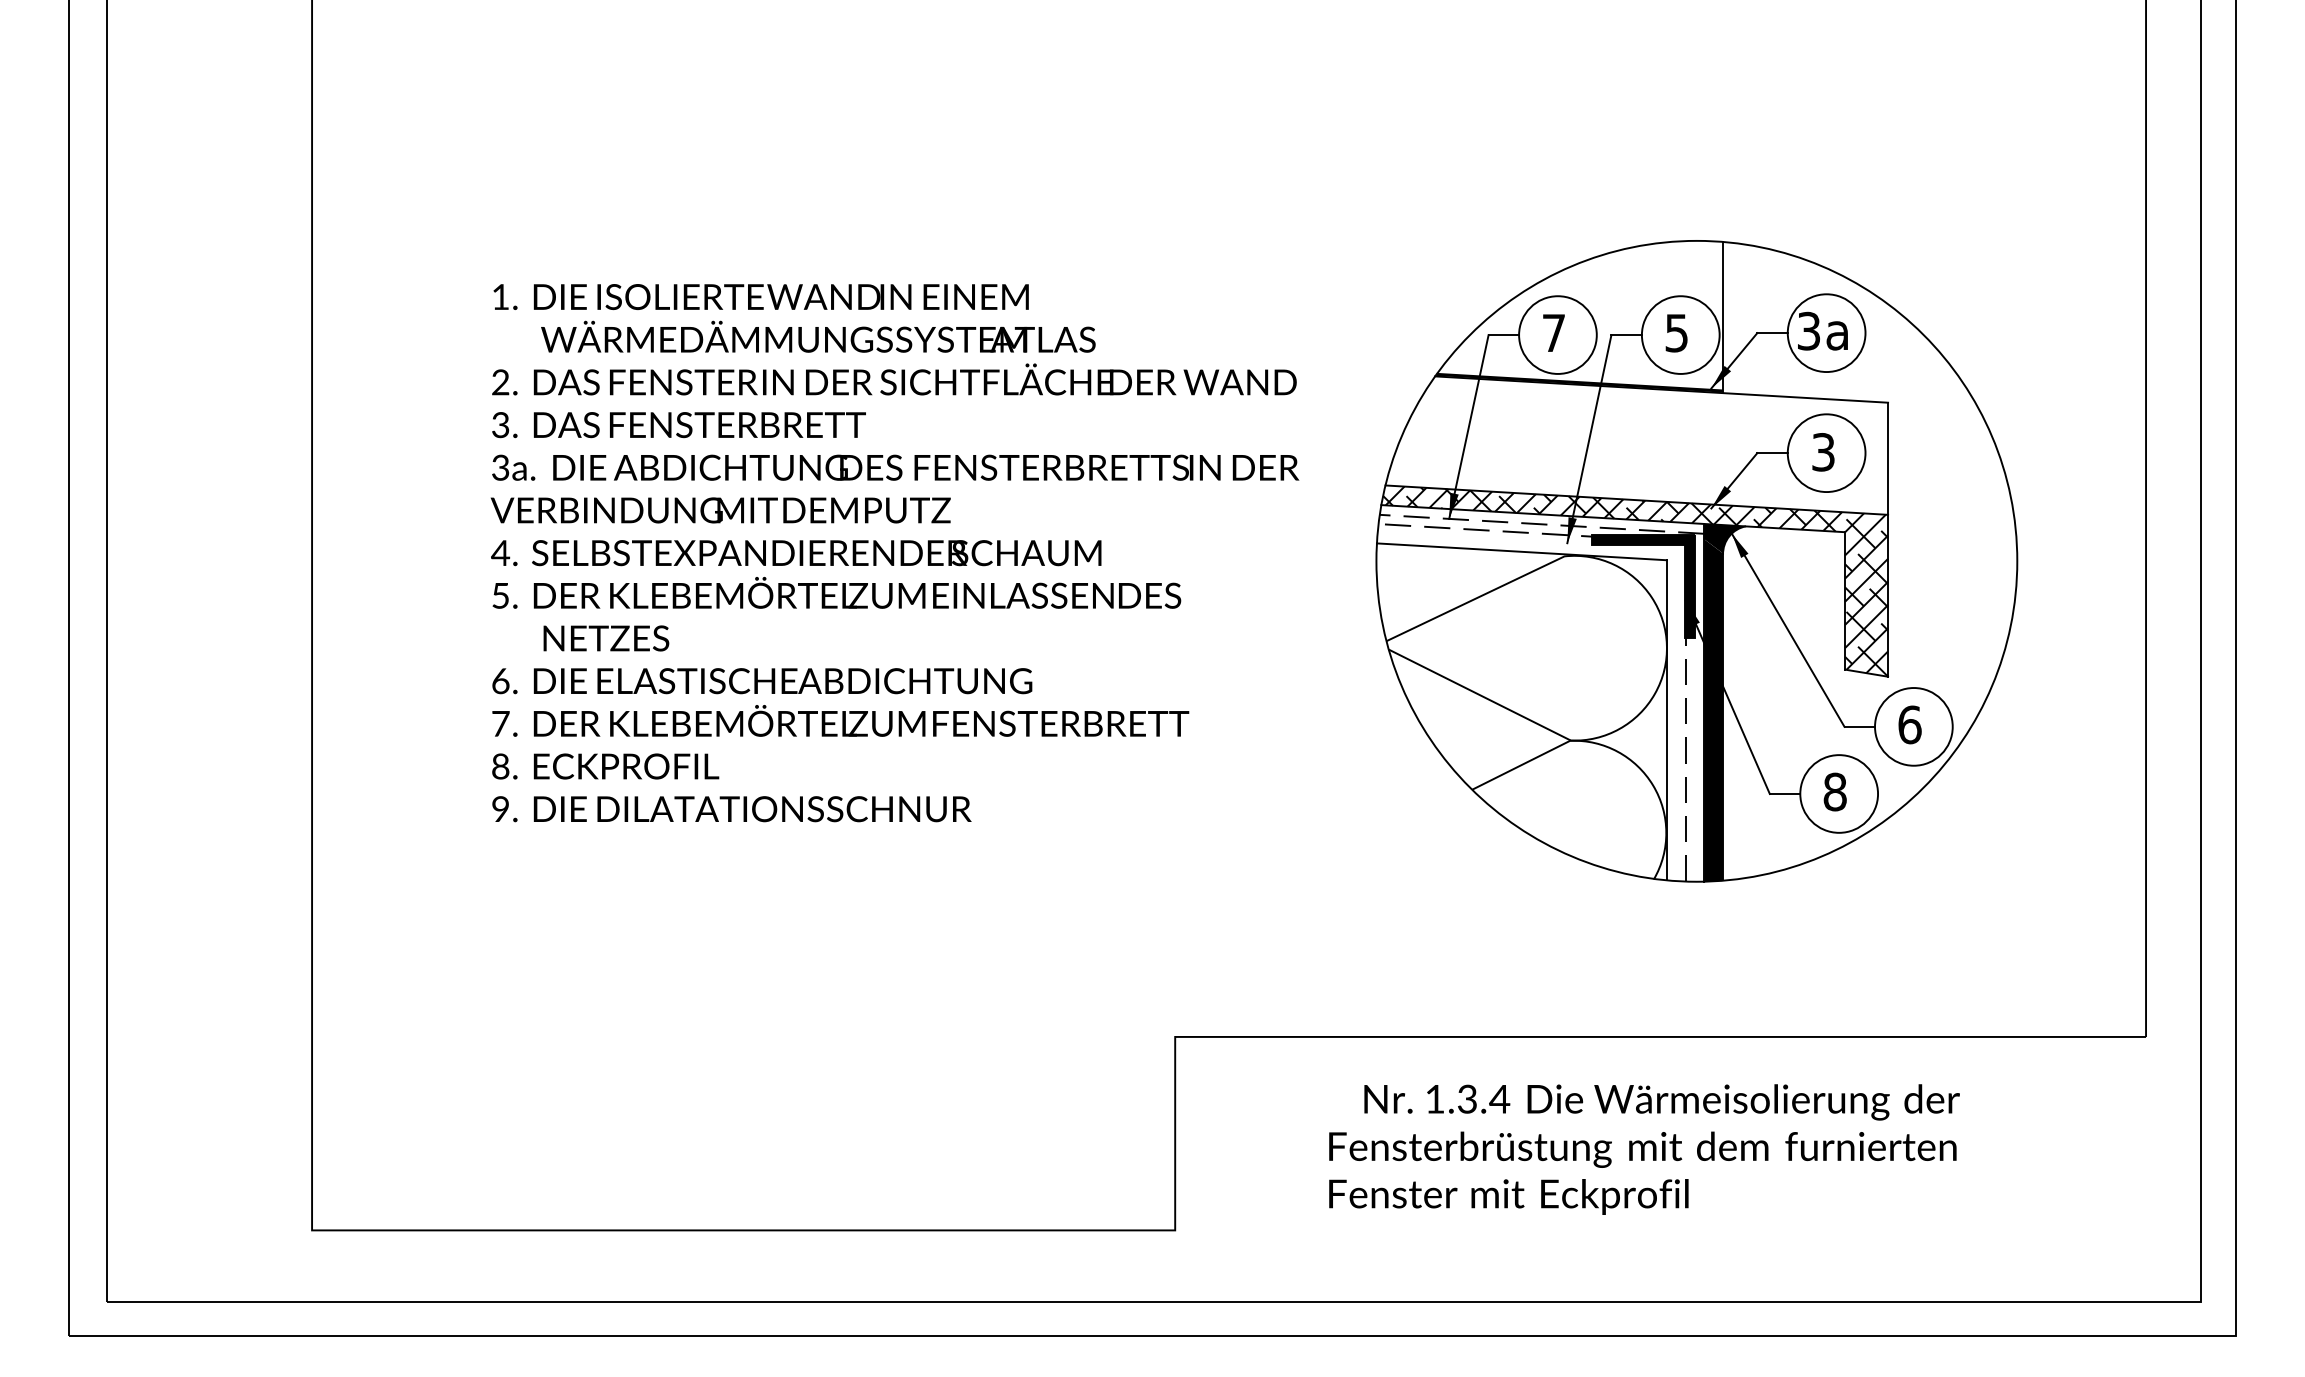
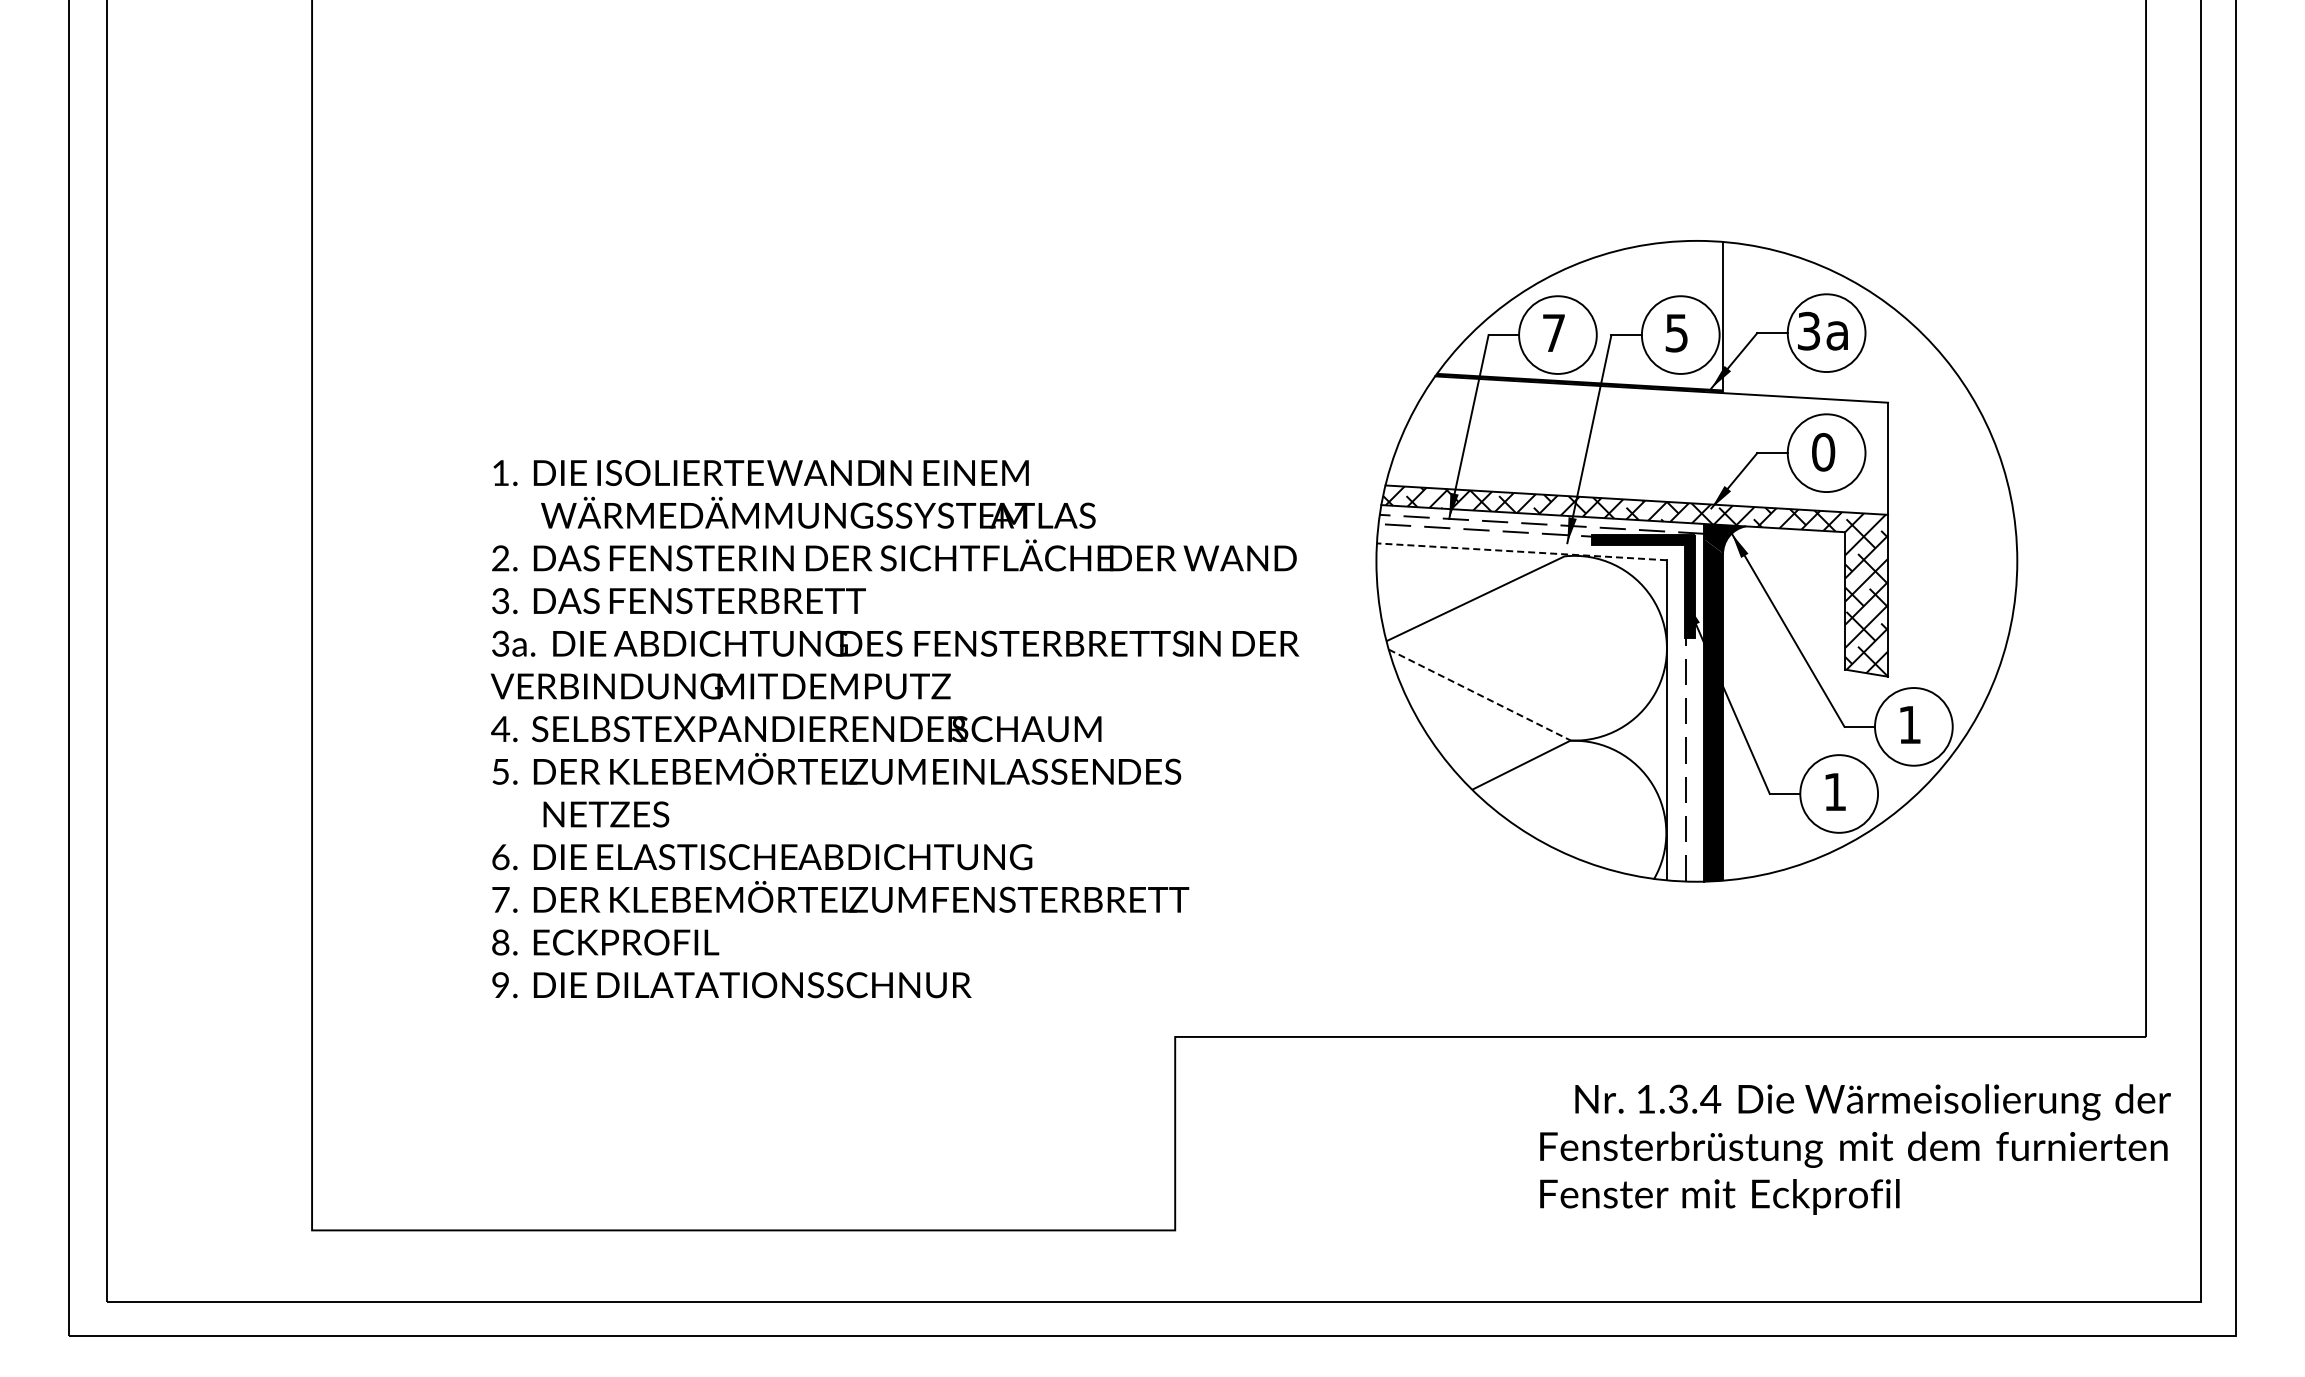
text: 3 -> 0 (1823, 452)
line: solid -> dashed (1521, 551)
text position: (894, 553) -> (894, 729) (894, 729)
line: solid -> dashed (1479, 695)
text: 6 -> 1 (1909, 724)
text: 8 -> 1 (1834, 791)
text position: (1644, 1149) -> (1855, 1149) (1855, 1149)
